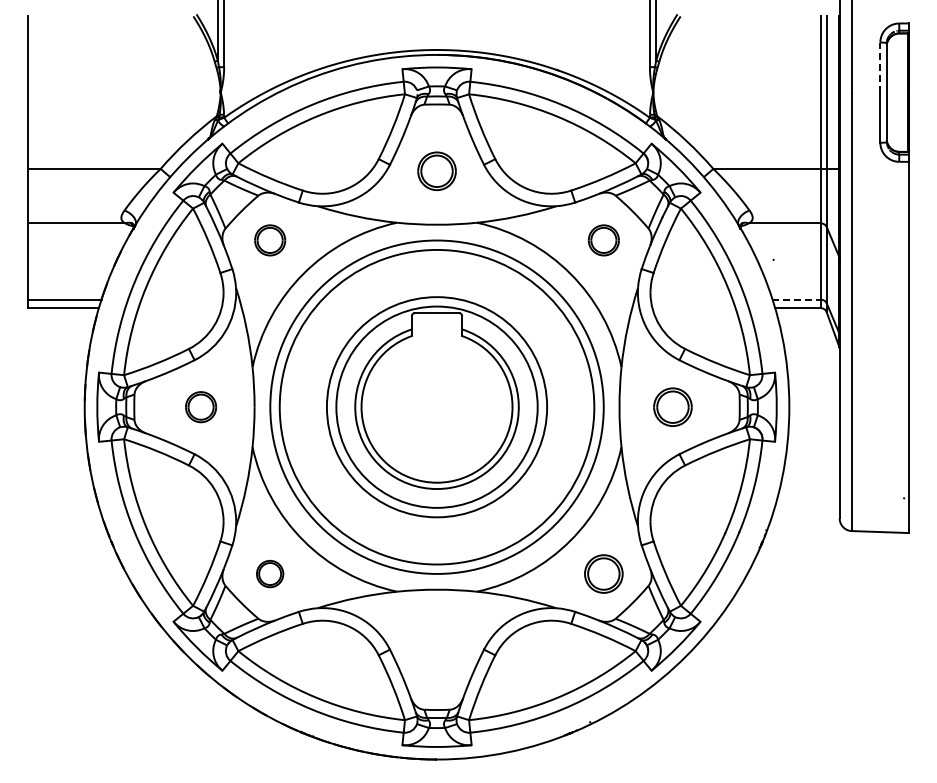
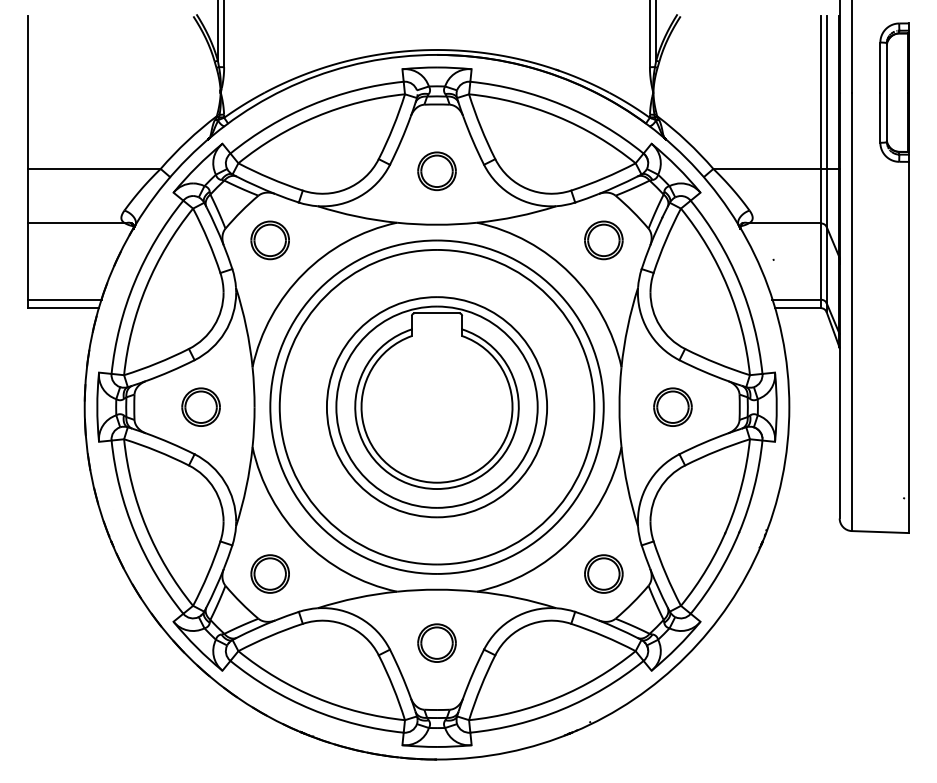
line: dashed -> solid (880, 67)
part size: 33x33 px -> 40x41 px (269, 240)
part size: 33x33 px -> 40x41 px (603, 240)
line: dashed -> solid (797, 299)
part size: 33x33 px -> 40x40 px (200, 406)
part size: 29x29 px -> 40x40 px (269, 573)
part: none -> present (436, 642)
